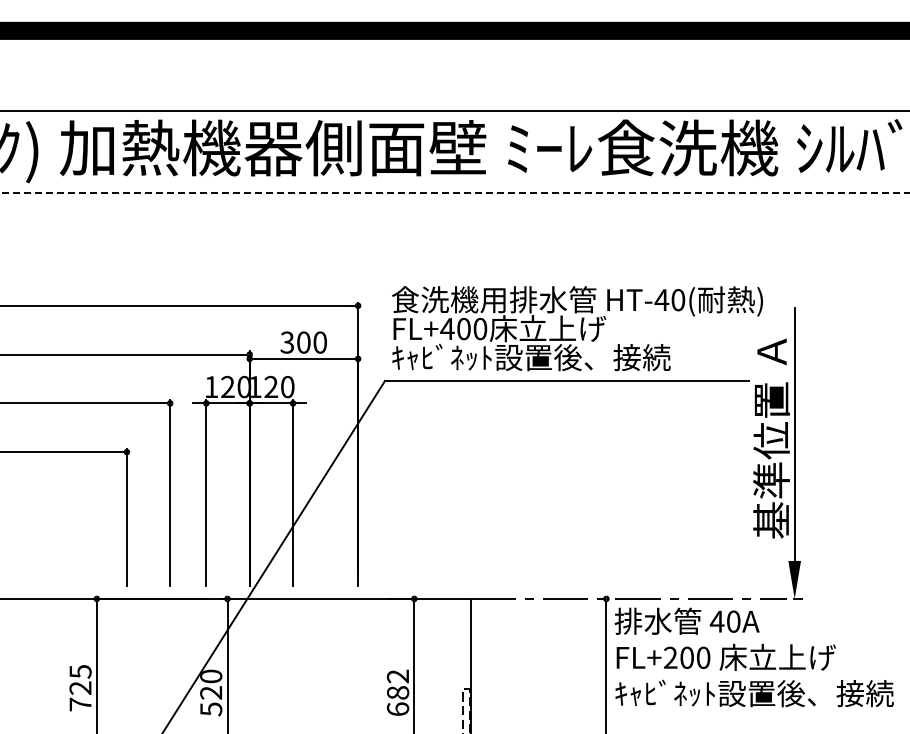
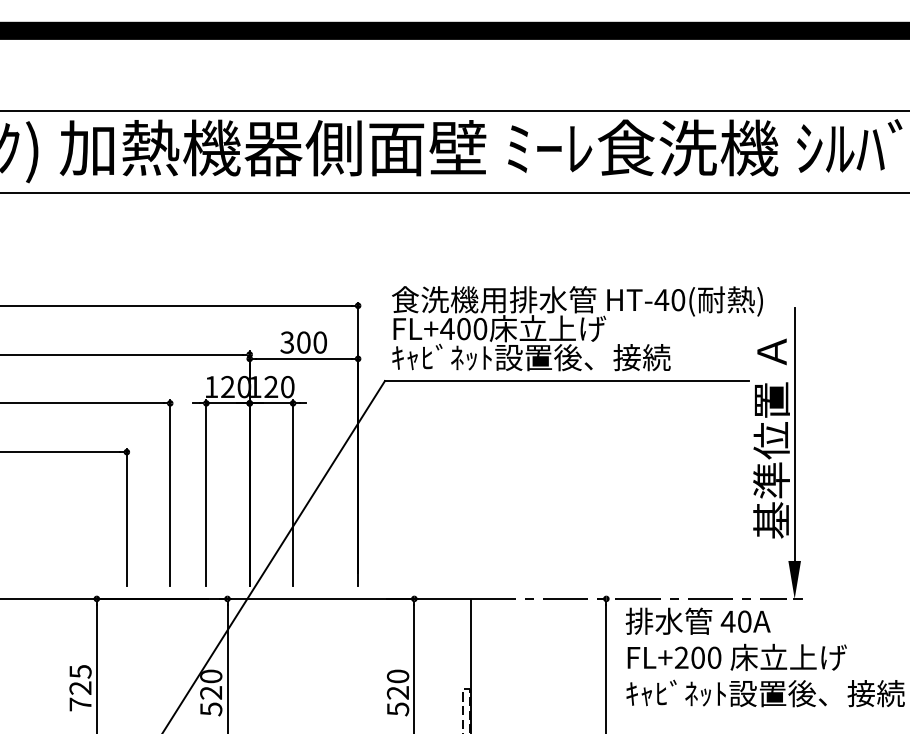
line: dashed -> solid (455, 192)
text position: (753, 657) -> (764, 657) (764, 657)
text: 682 -> 520 (397, 692)
